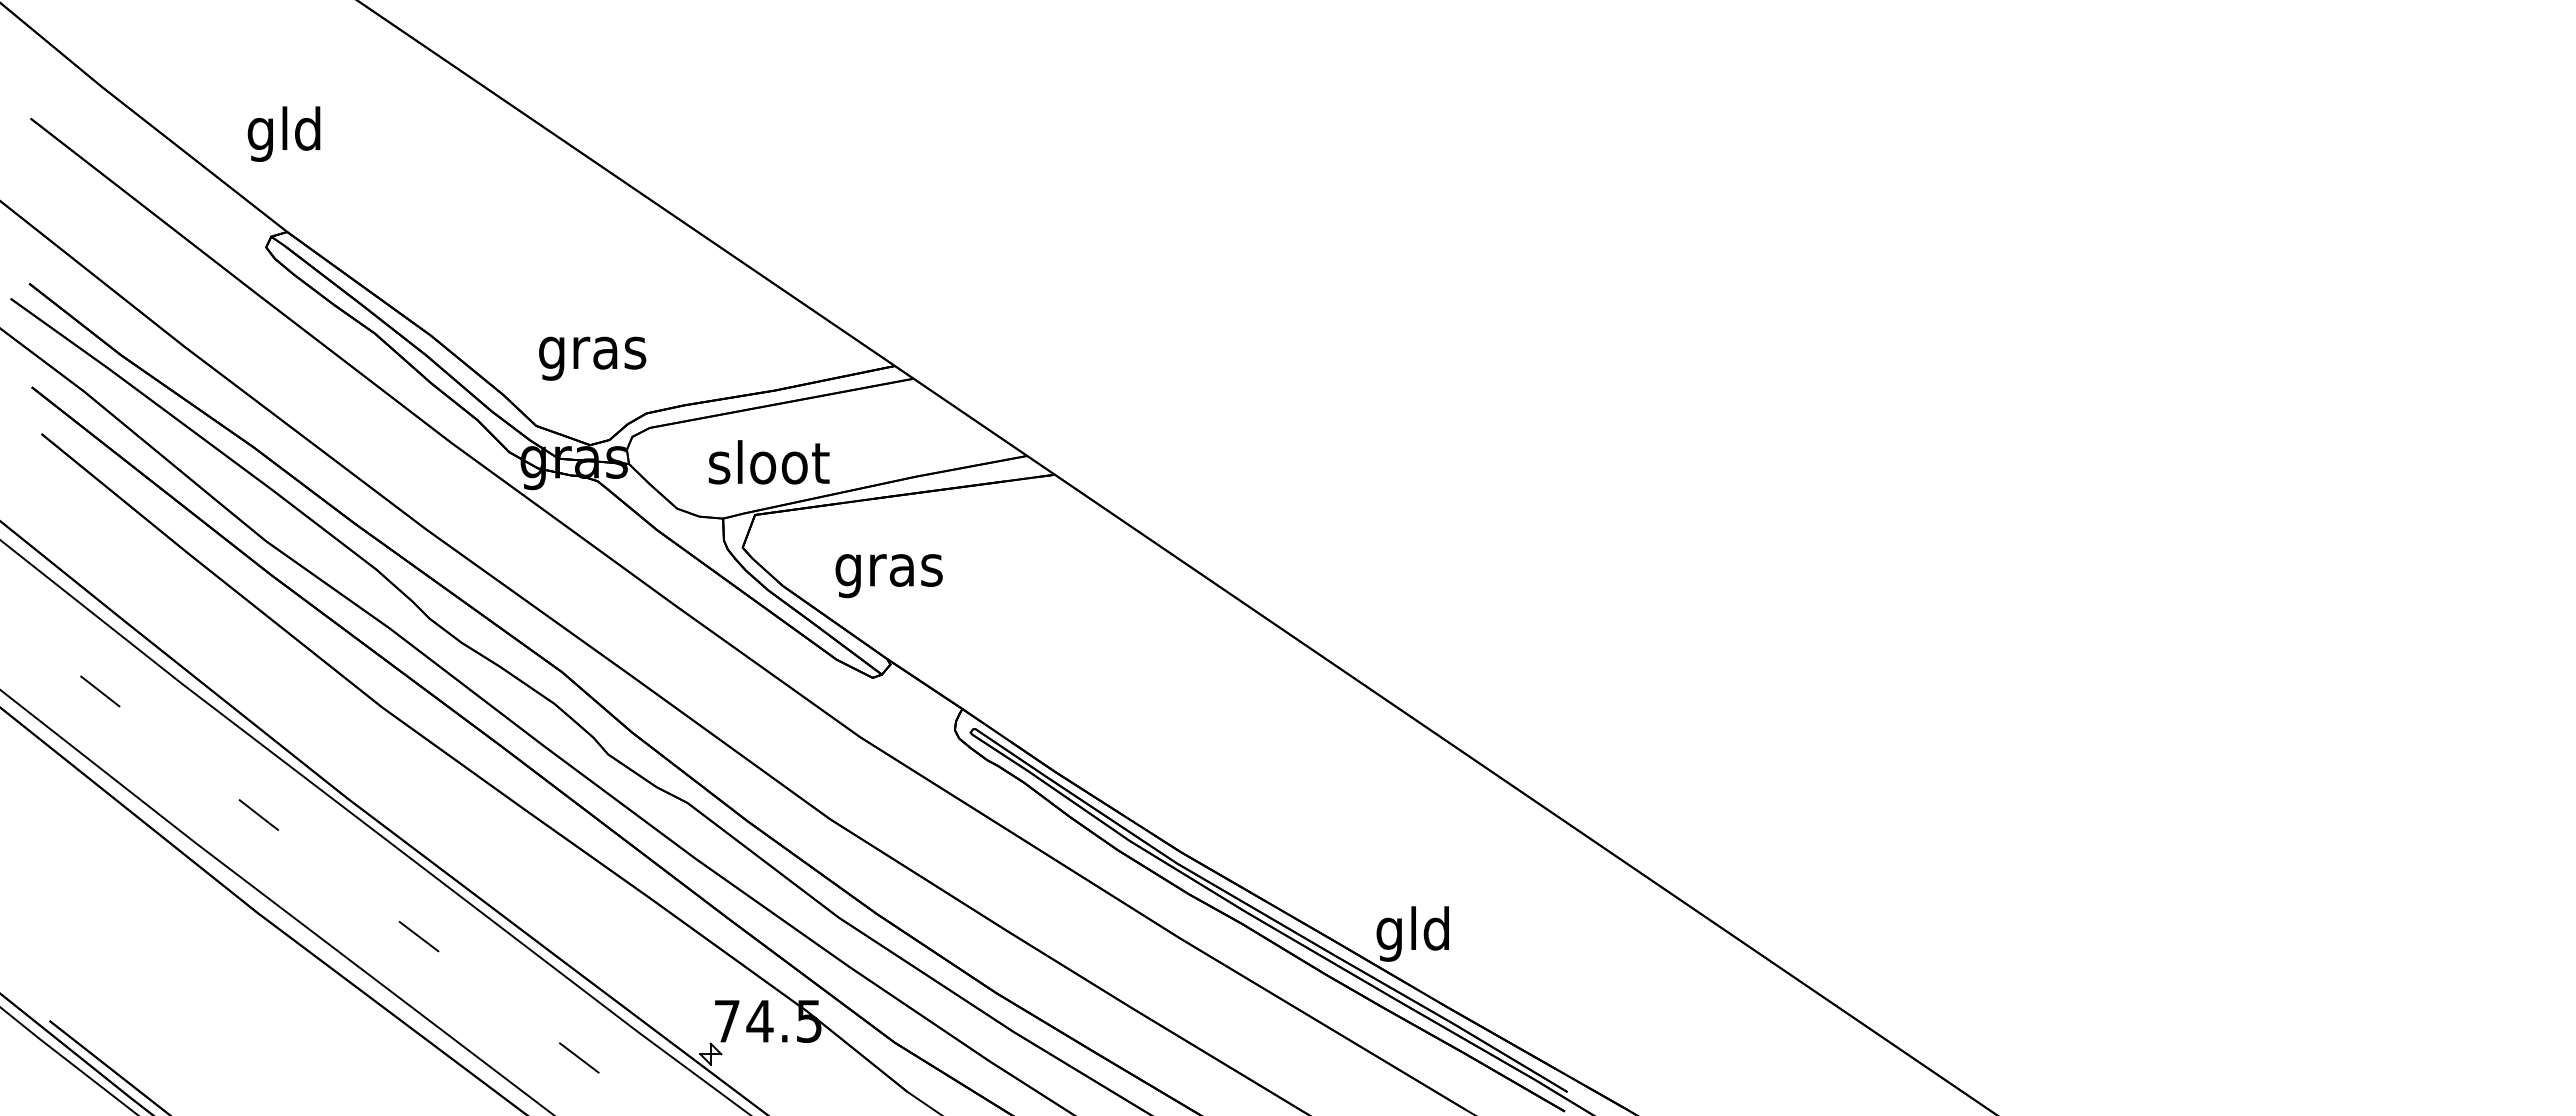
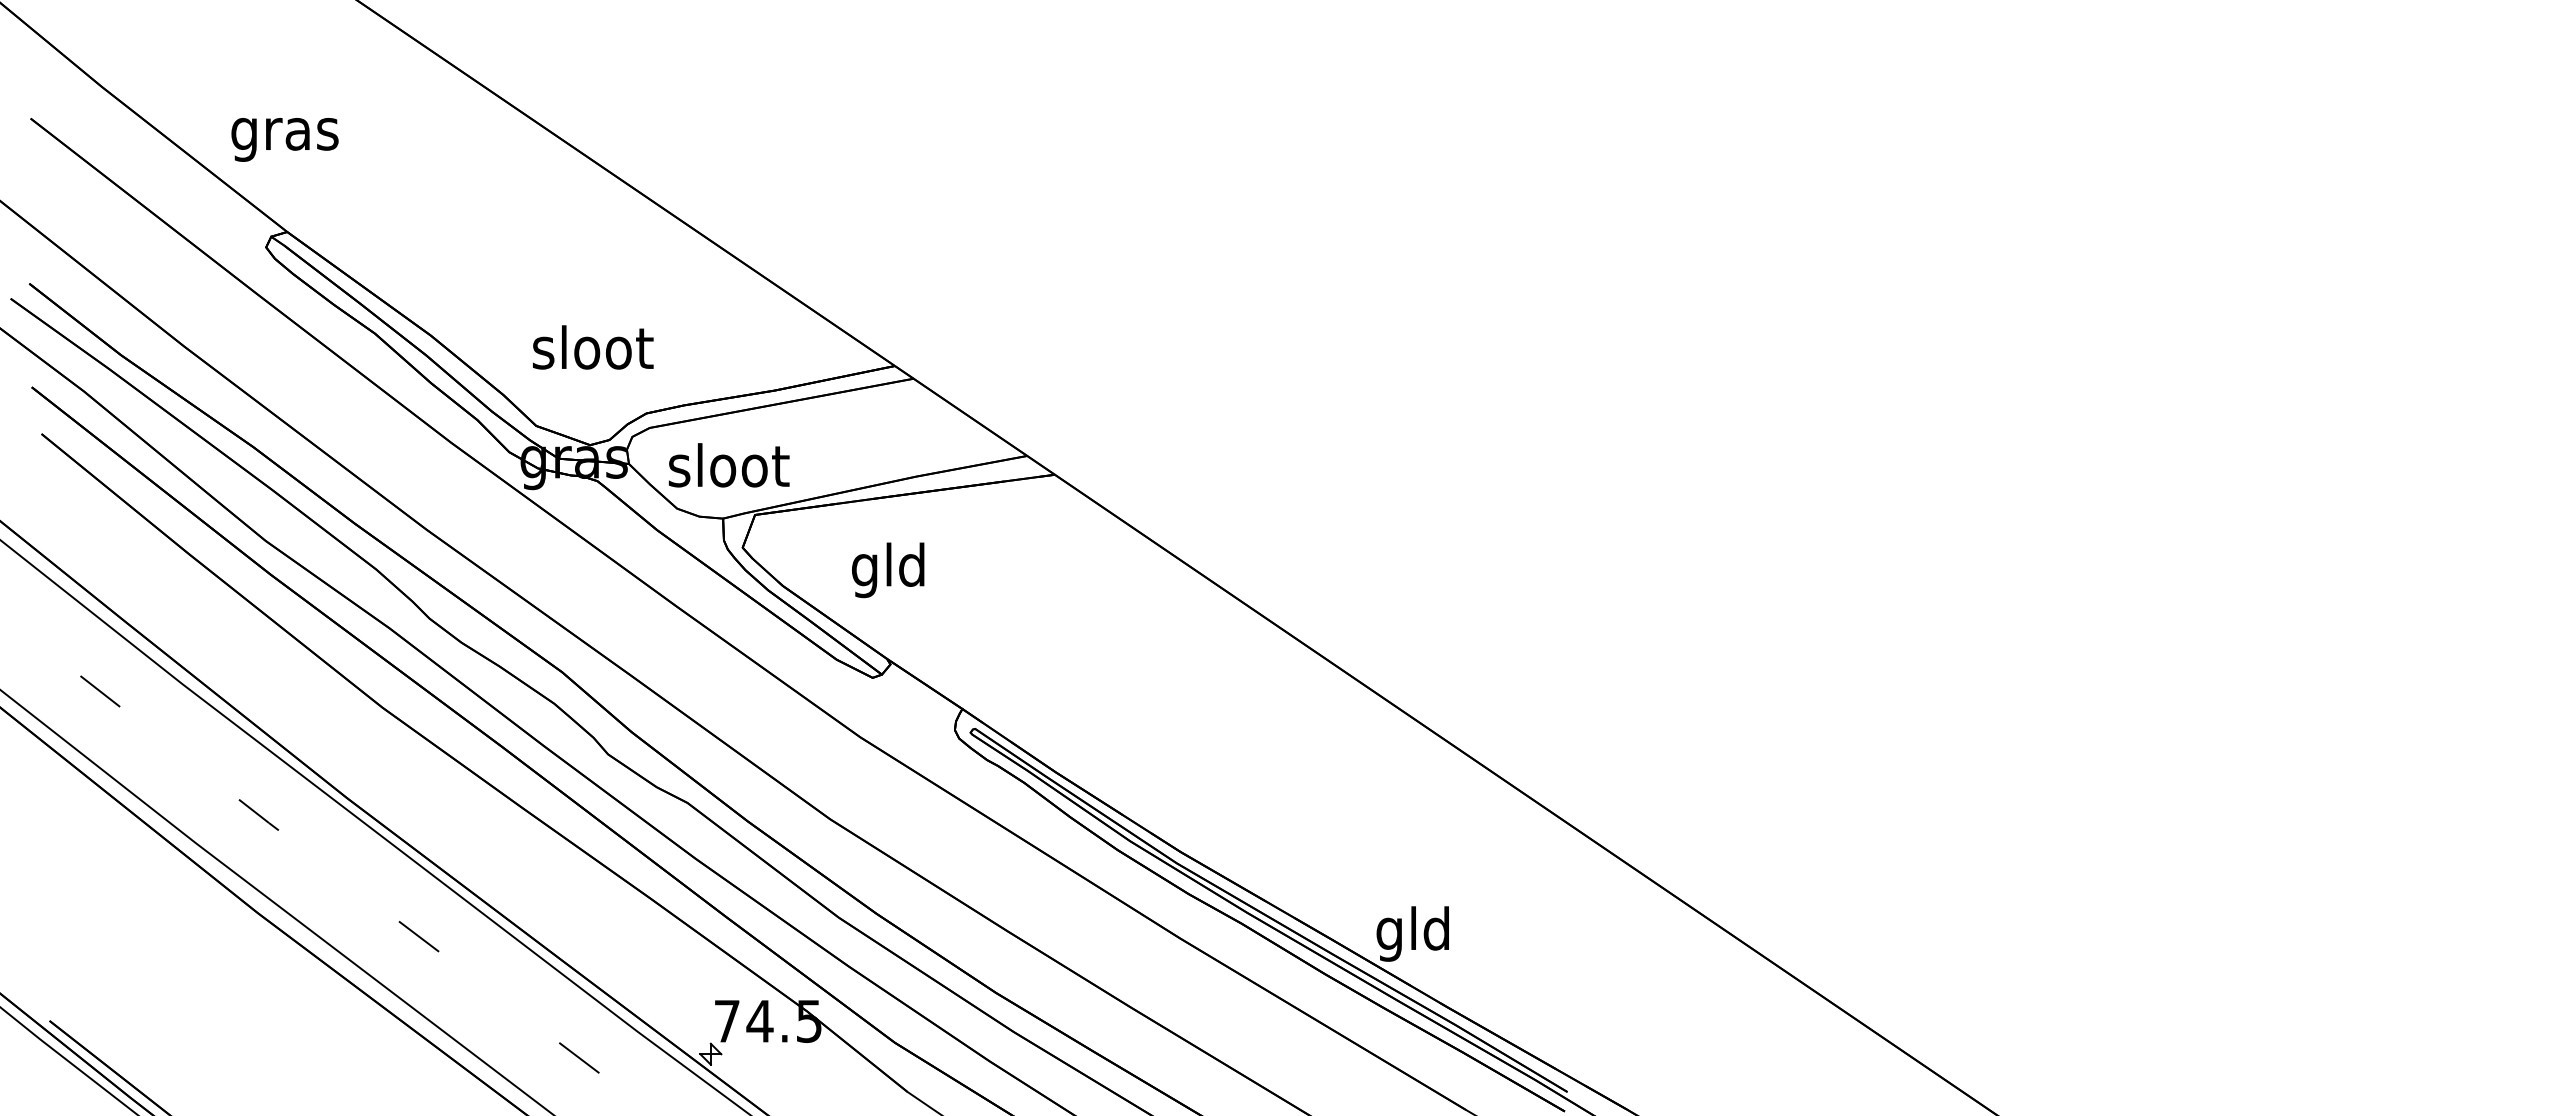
text: gld -> gras (284, 133)
text: gras -> sloot (592, 352)
text position: (768, 462) -> (728, 465) (728, 465)
text: gras -> gld (888, 570)
